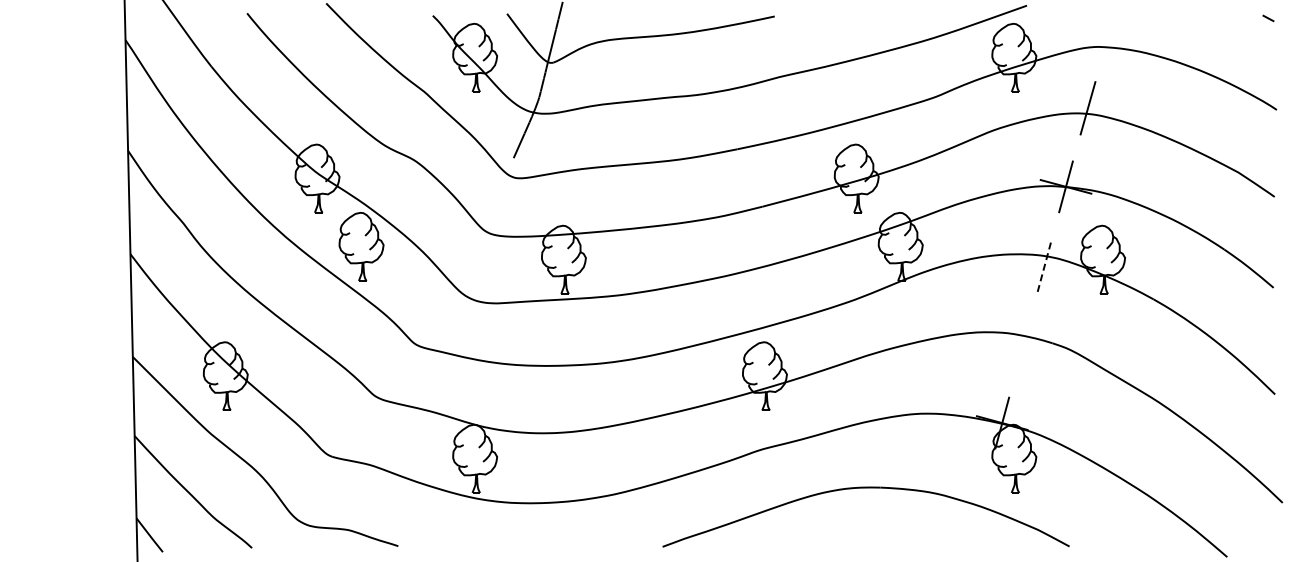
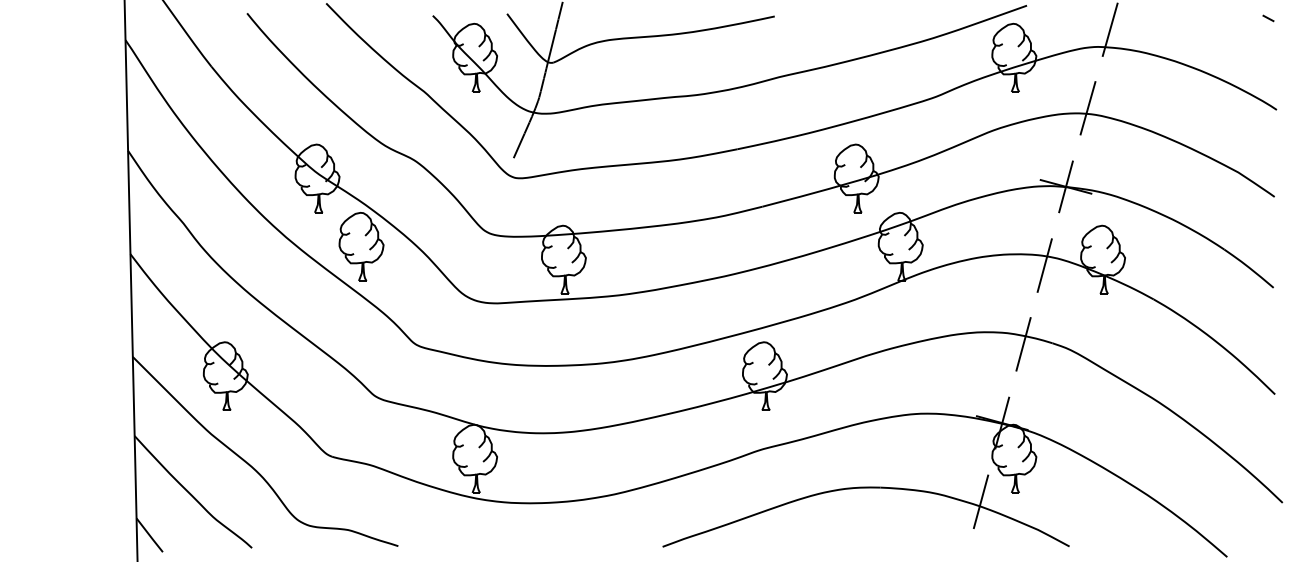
line: none -> present (1109, 29)
line: dashed -> solid (1044, 265)
line: none -> present (1023, 344)
line: none -> present (980, 501)
